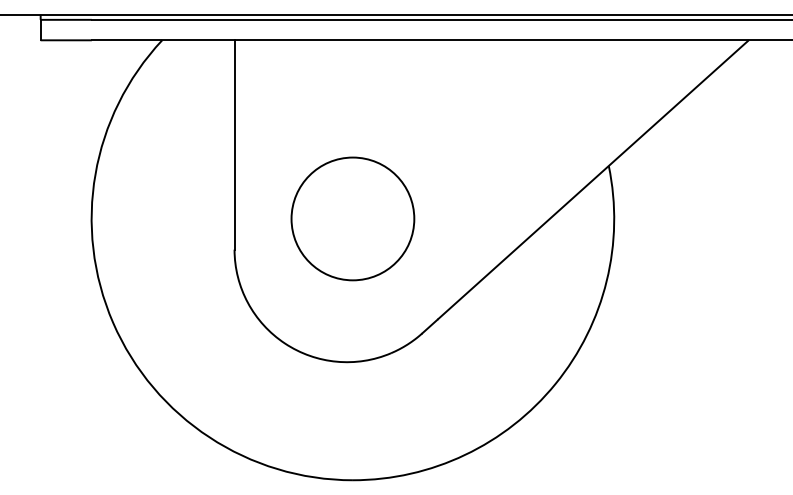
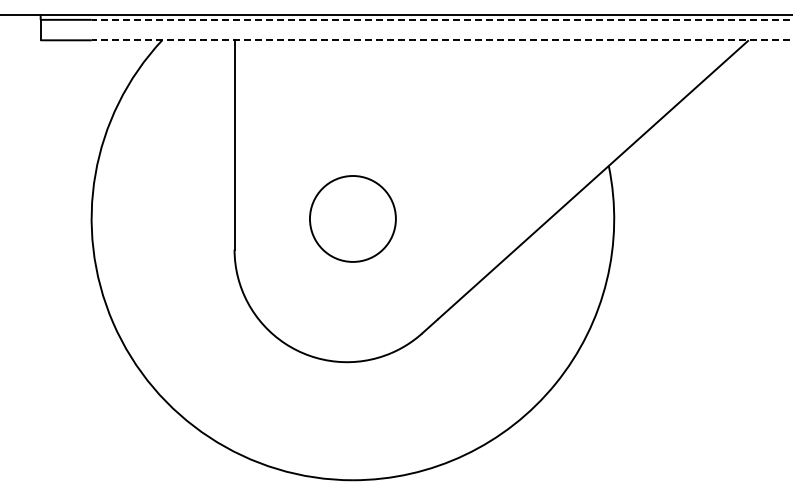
line: solid -> dashed (441, 19)
line: solid -> dashed (441, 40)
circle size: 126x126 px -> 88x88 px (352, 218)
